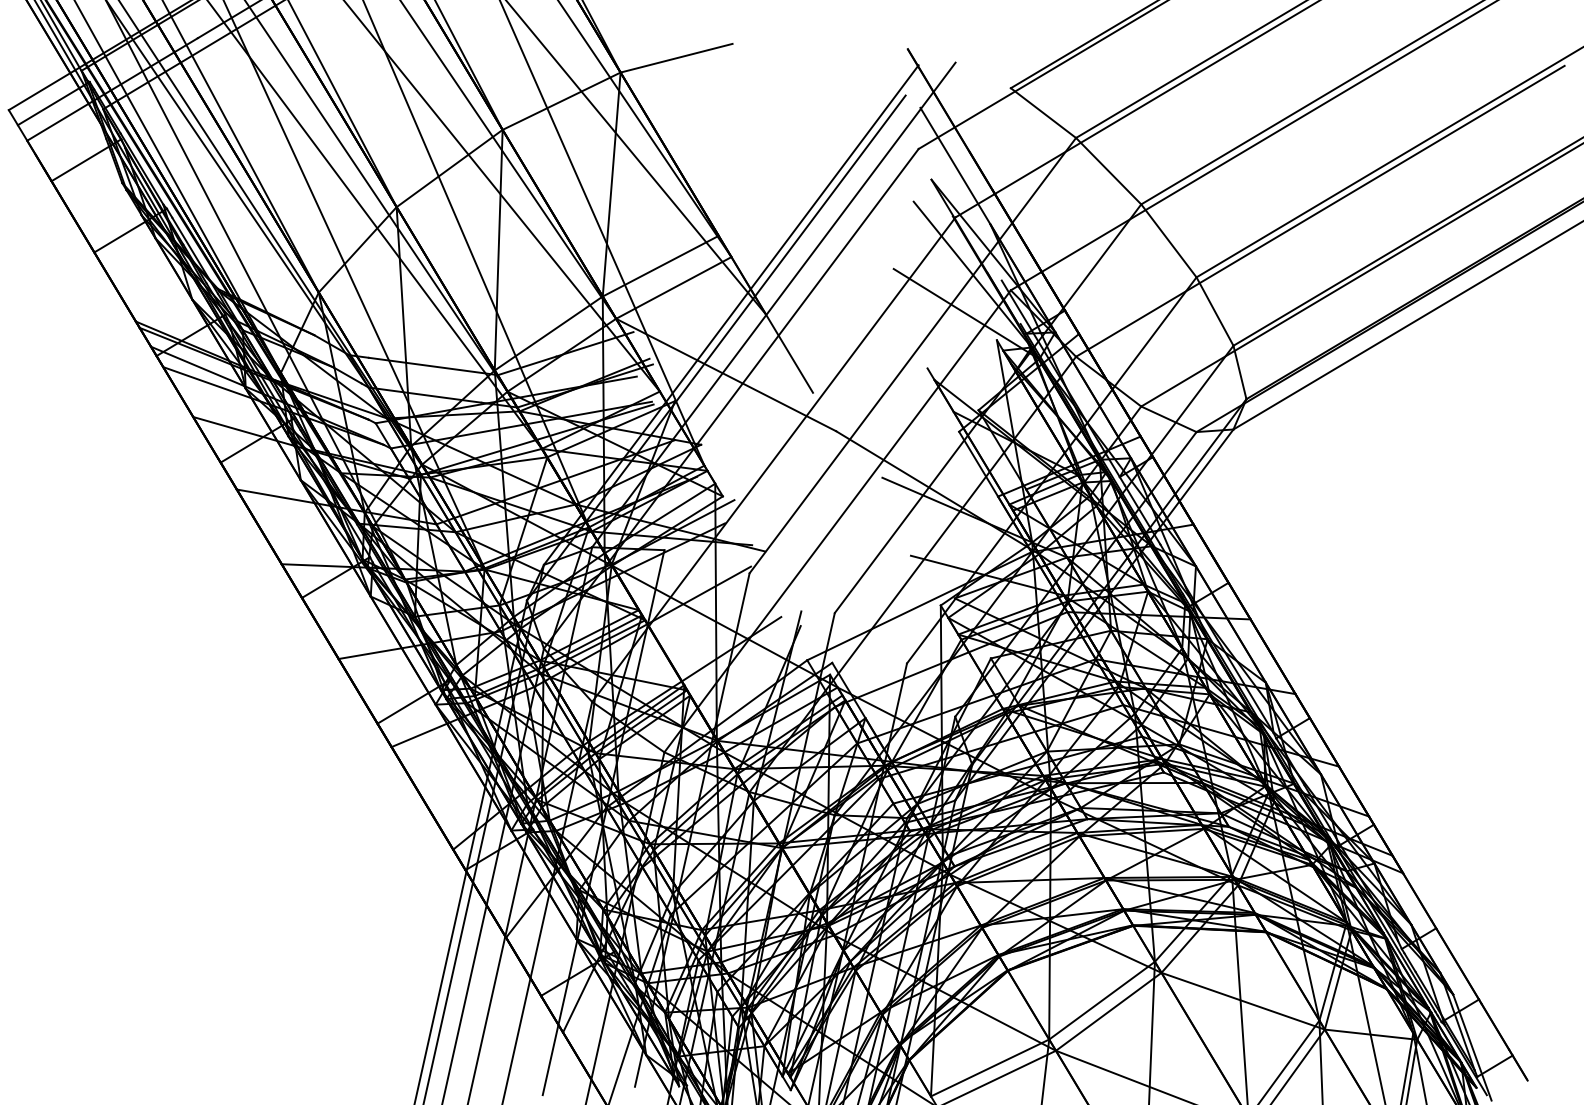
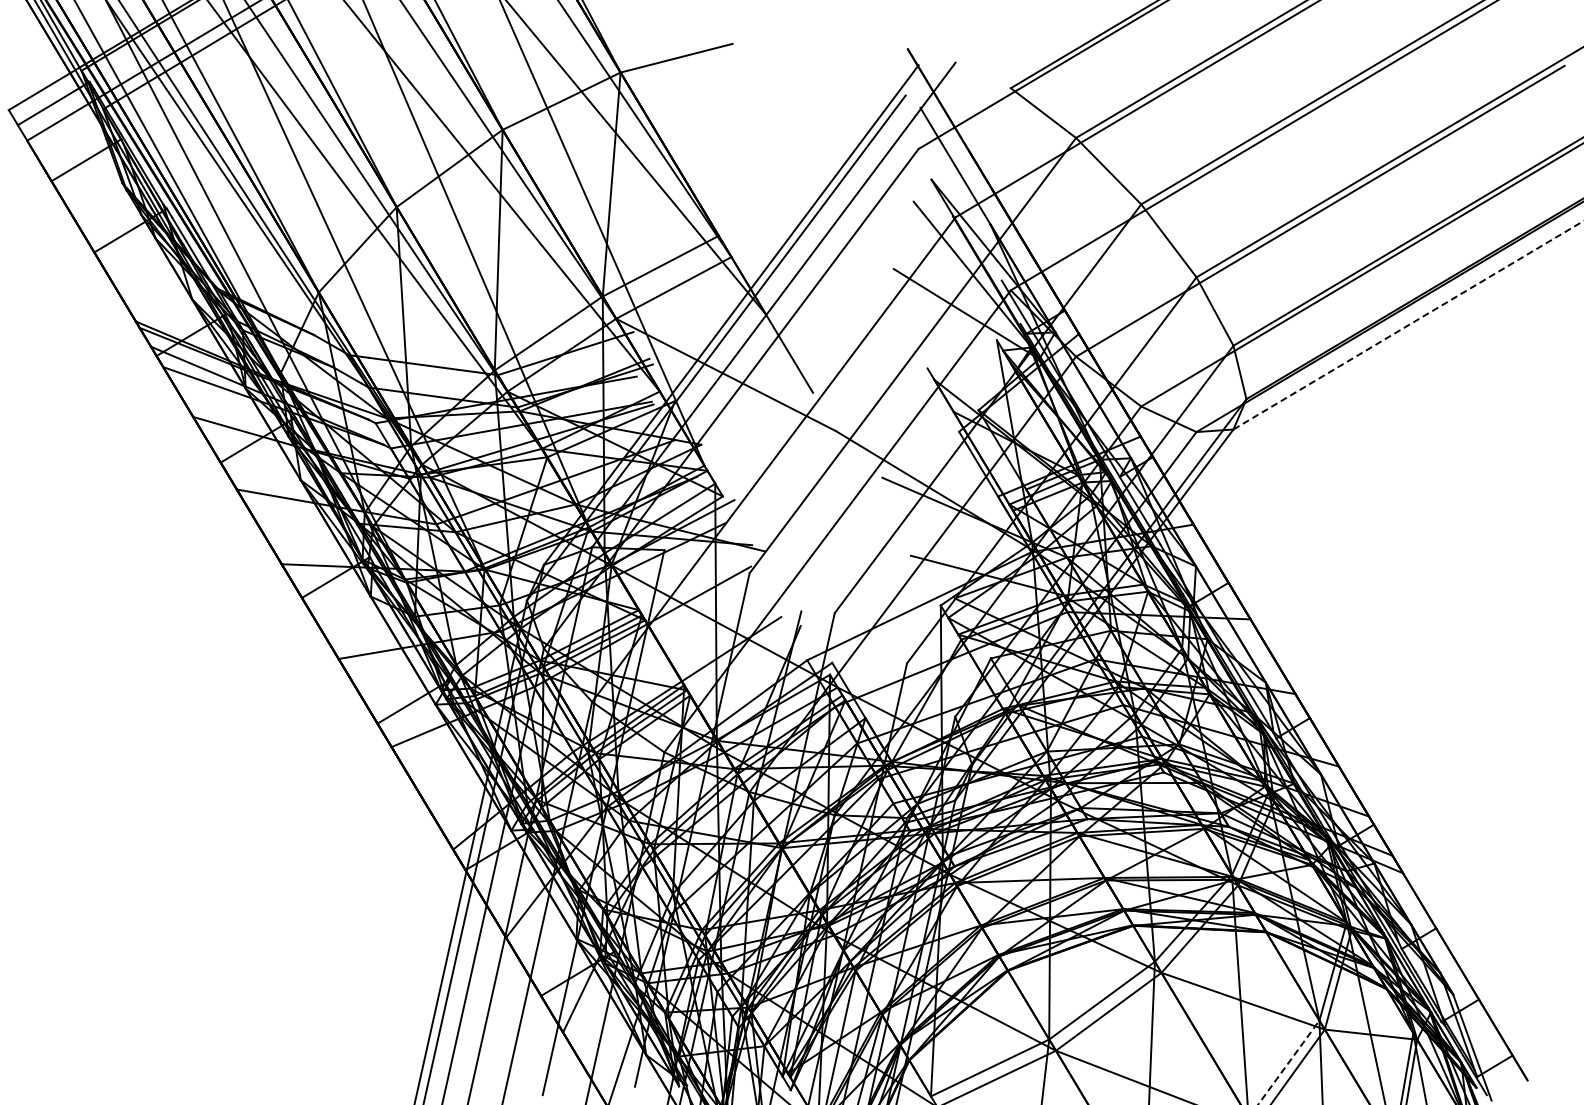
line: solid -> dashed (1408, 325)
line: solid -> dashed (1289, 1062)
